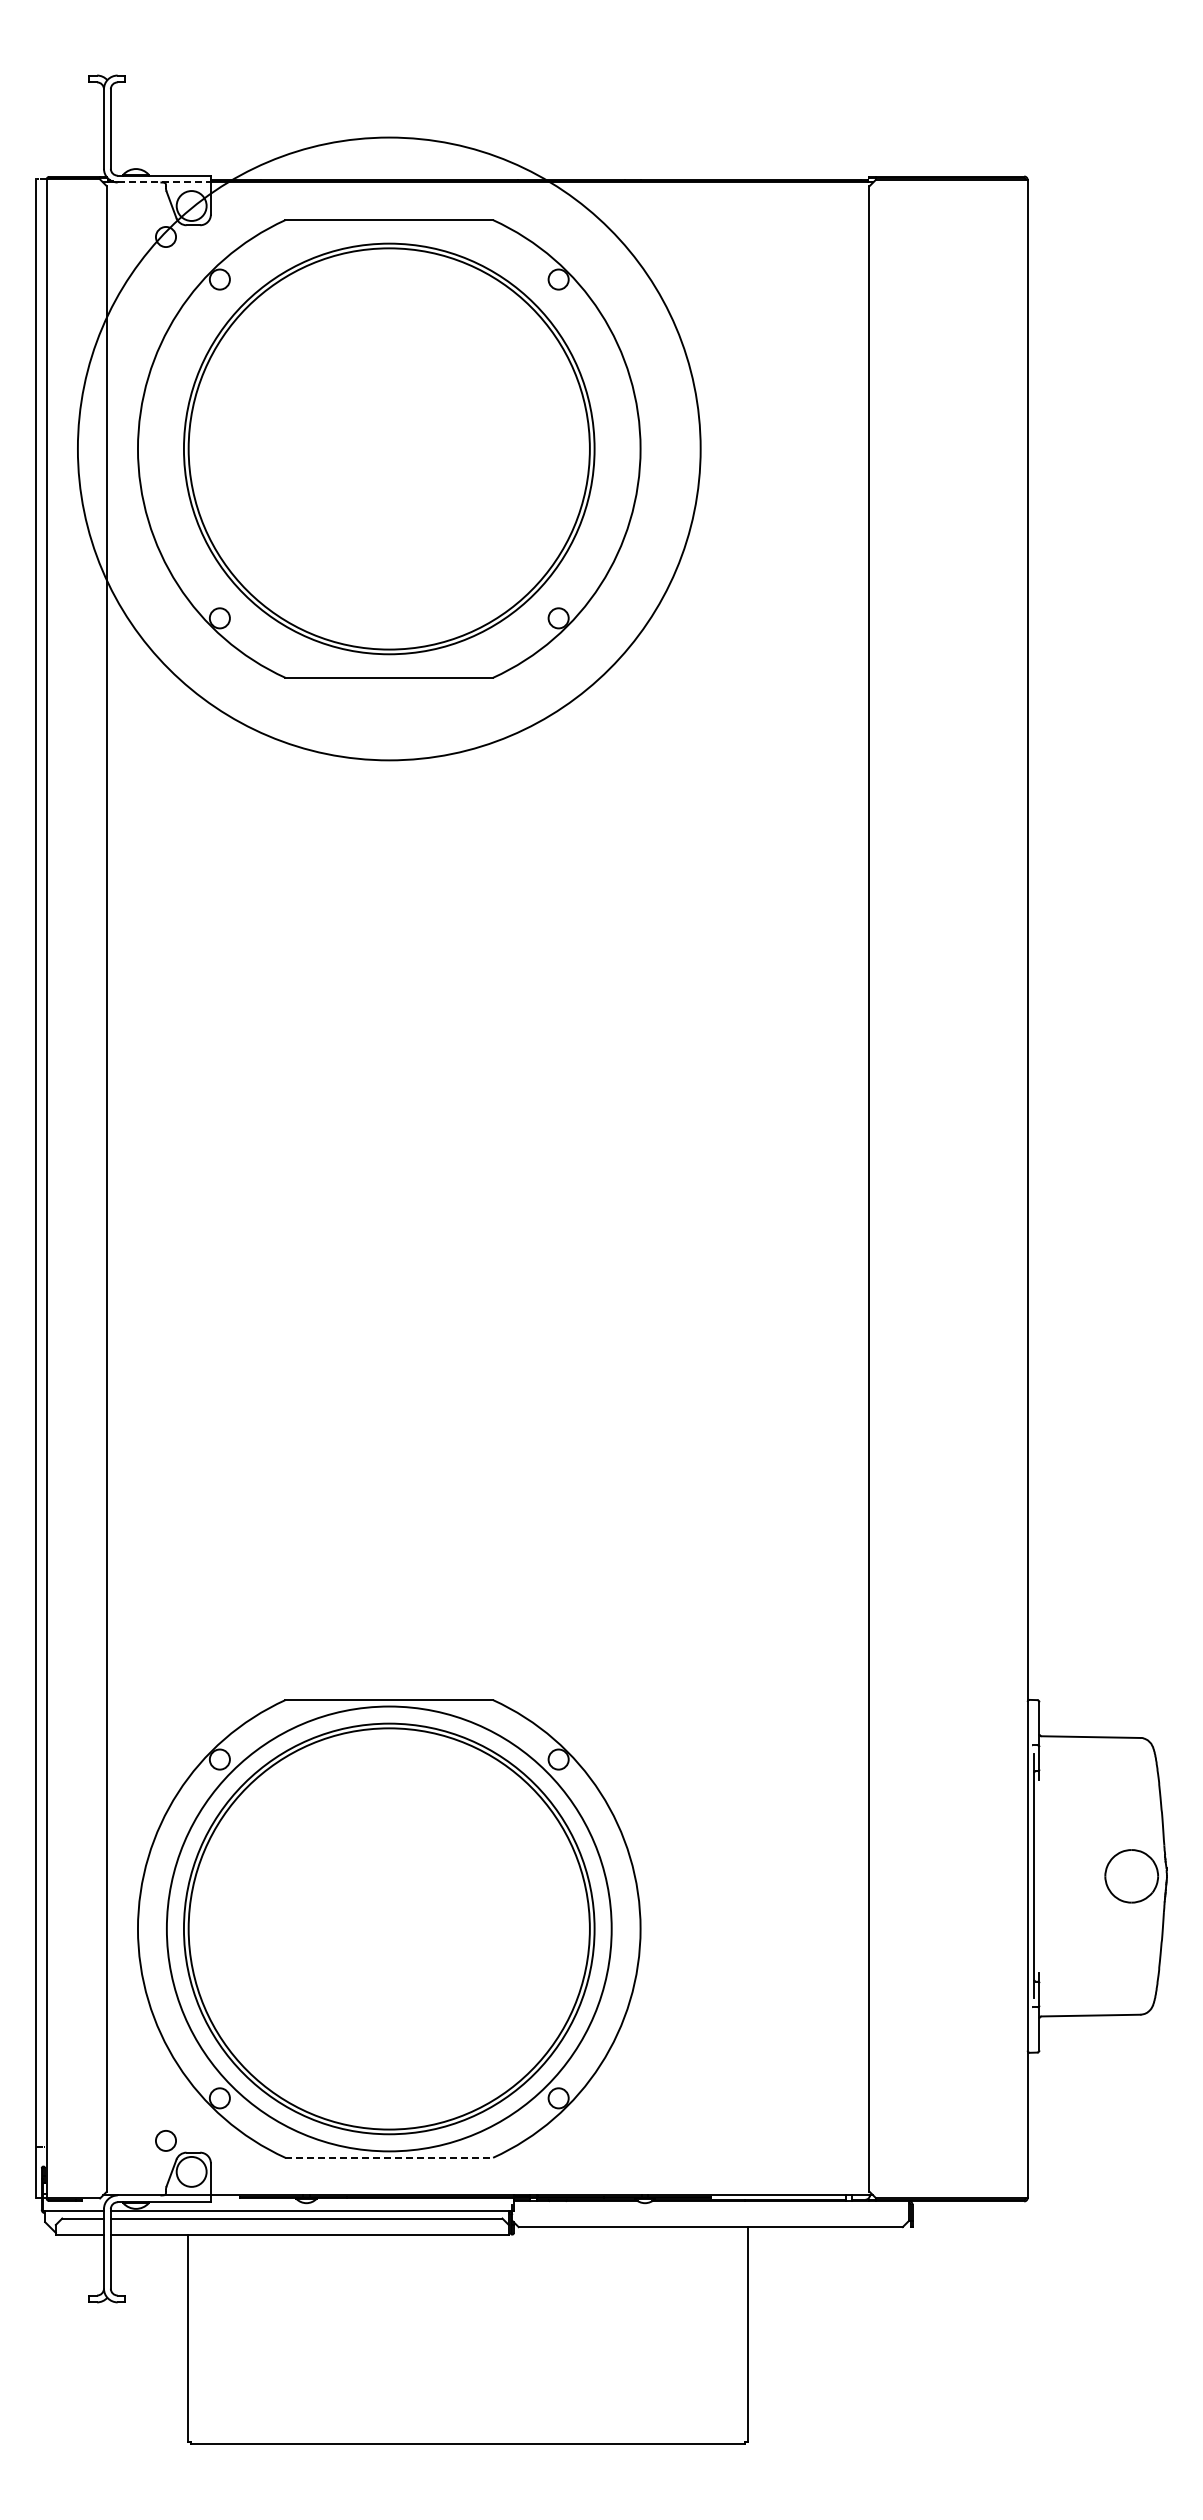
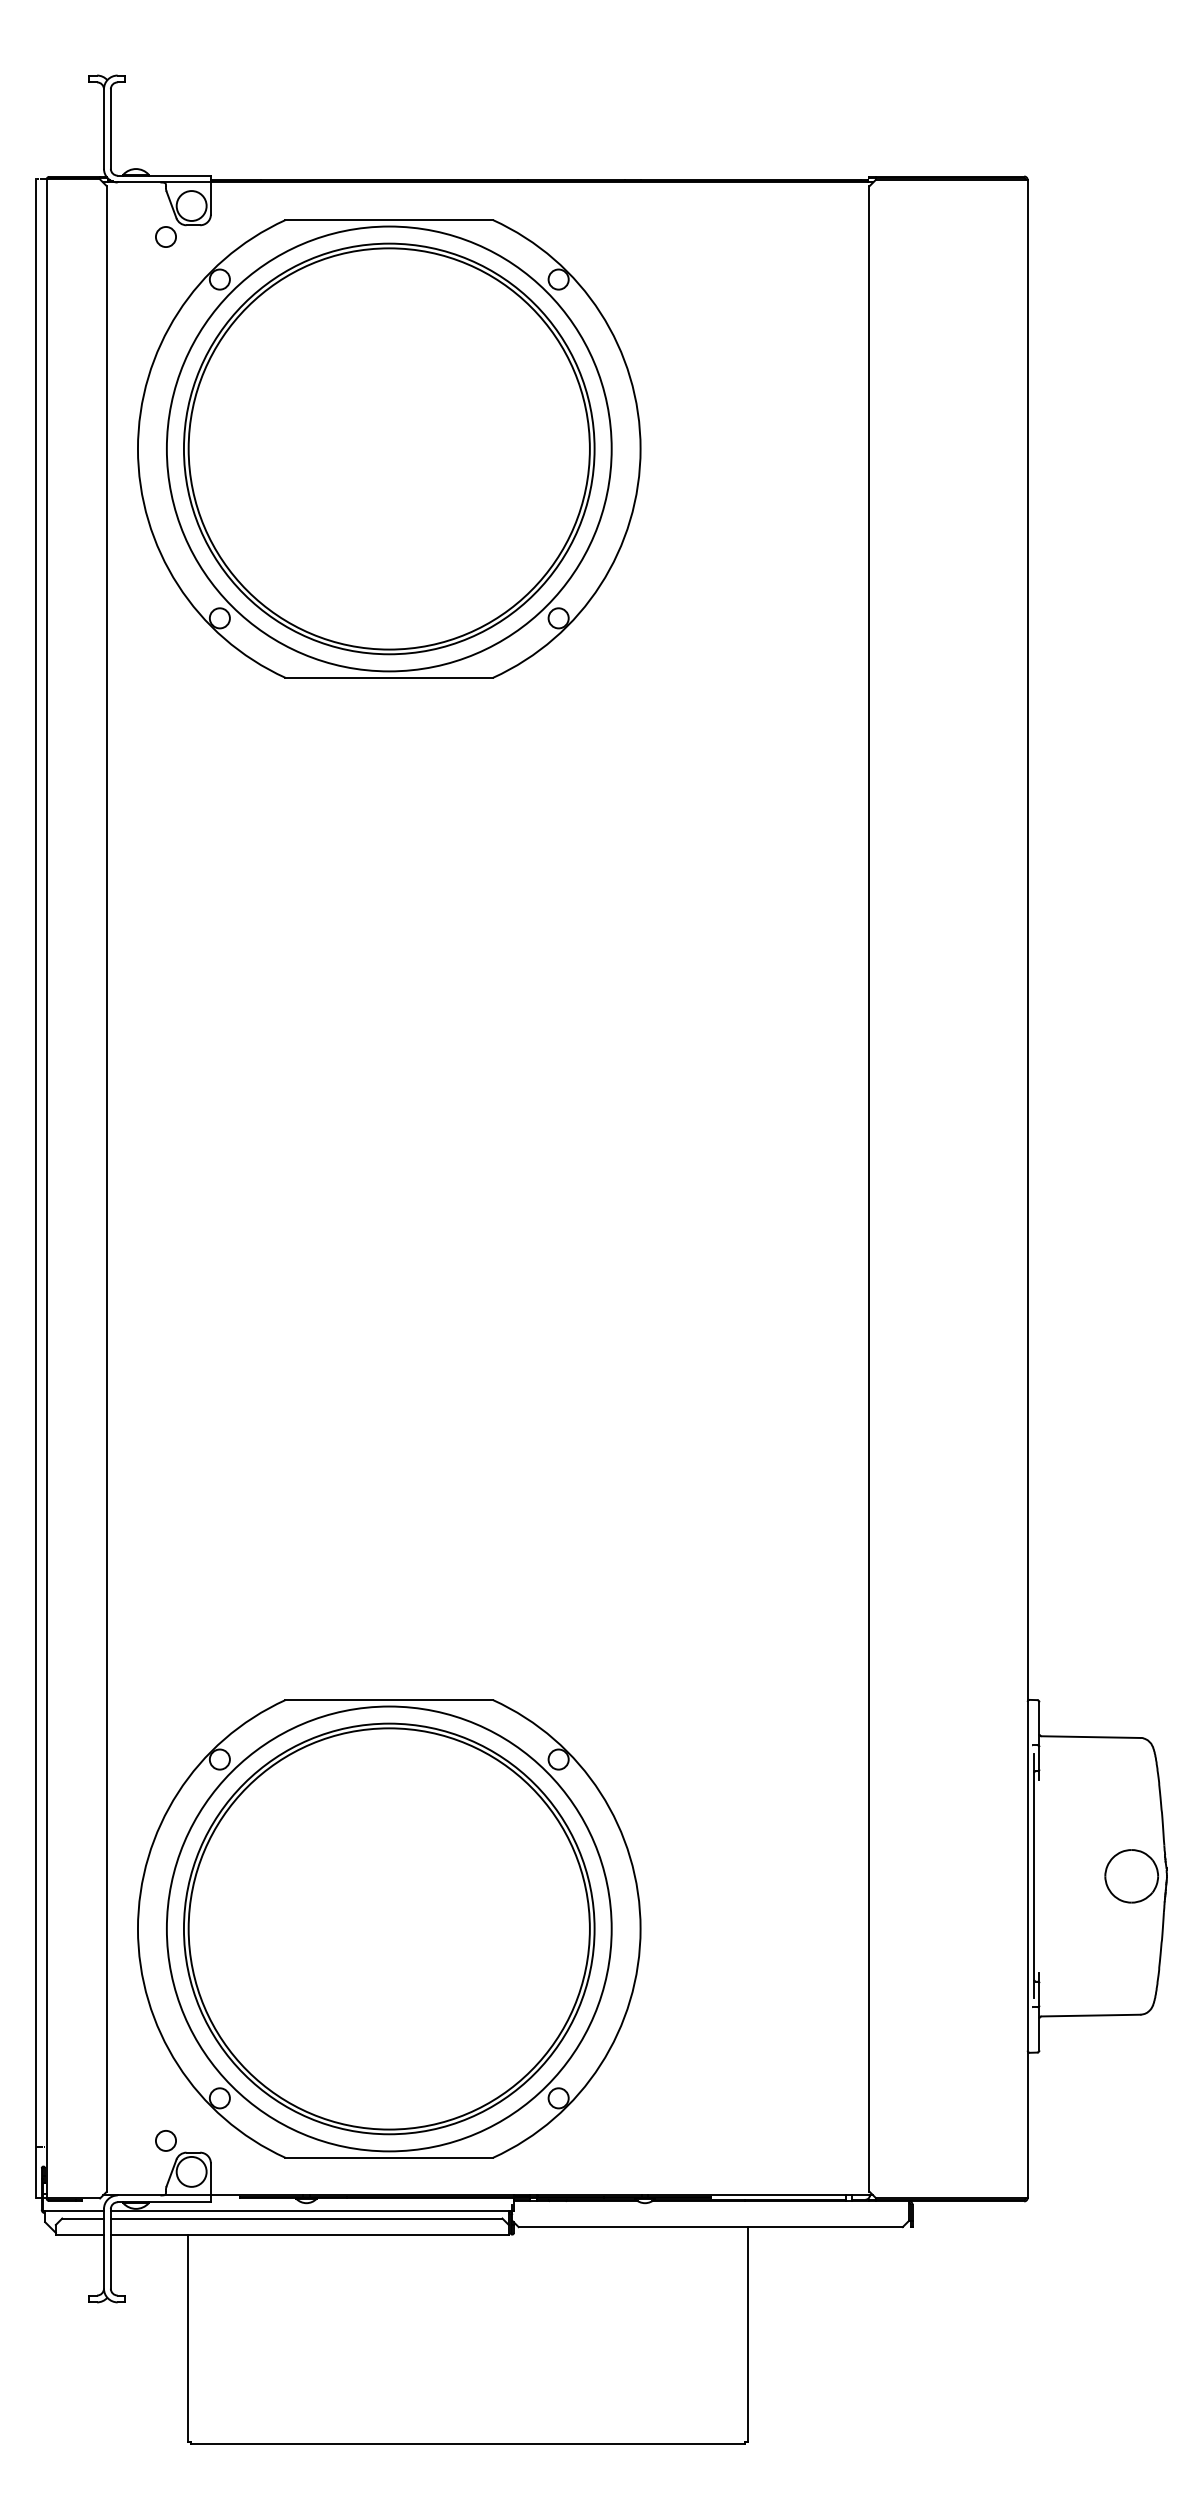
line: dashed -> solid (164, 182)
circle diameter: 623 px -> 445 px (388, 448)
line: dashed -> solid (389, 2157)
